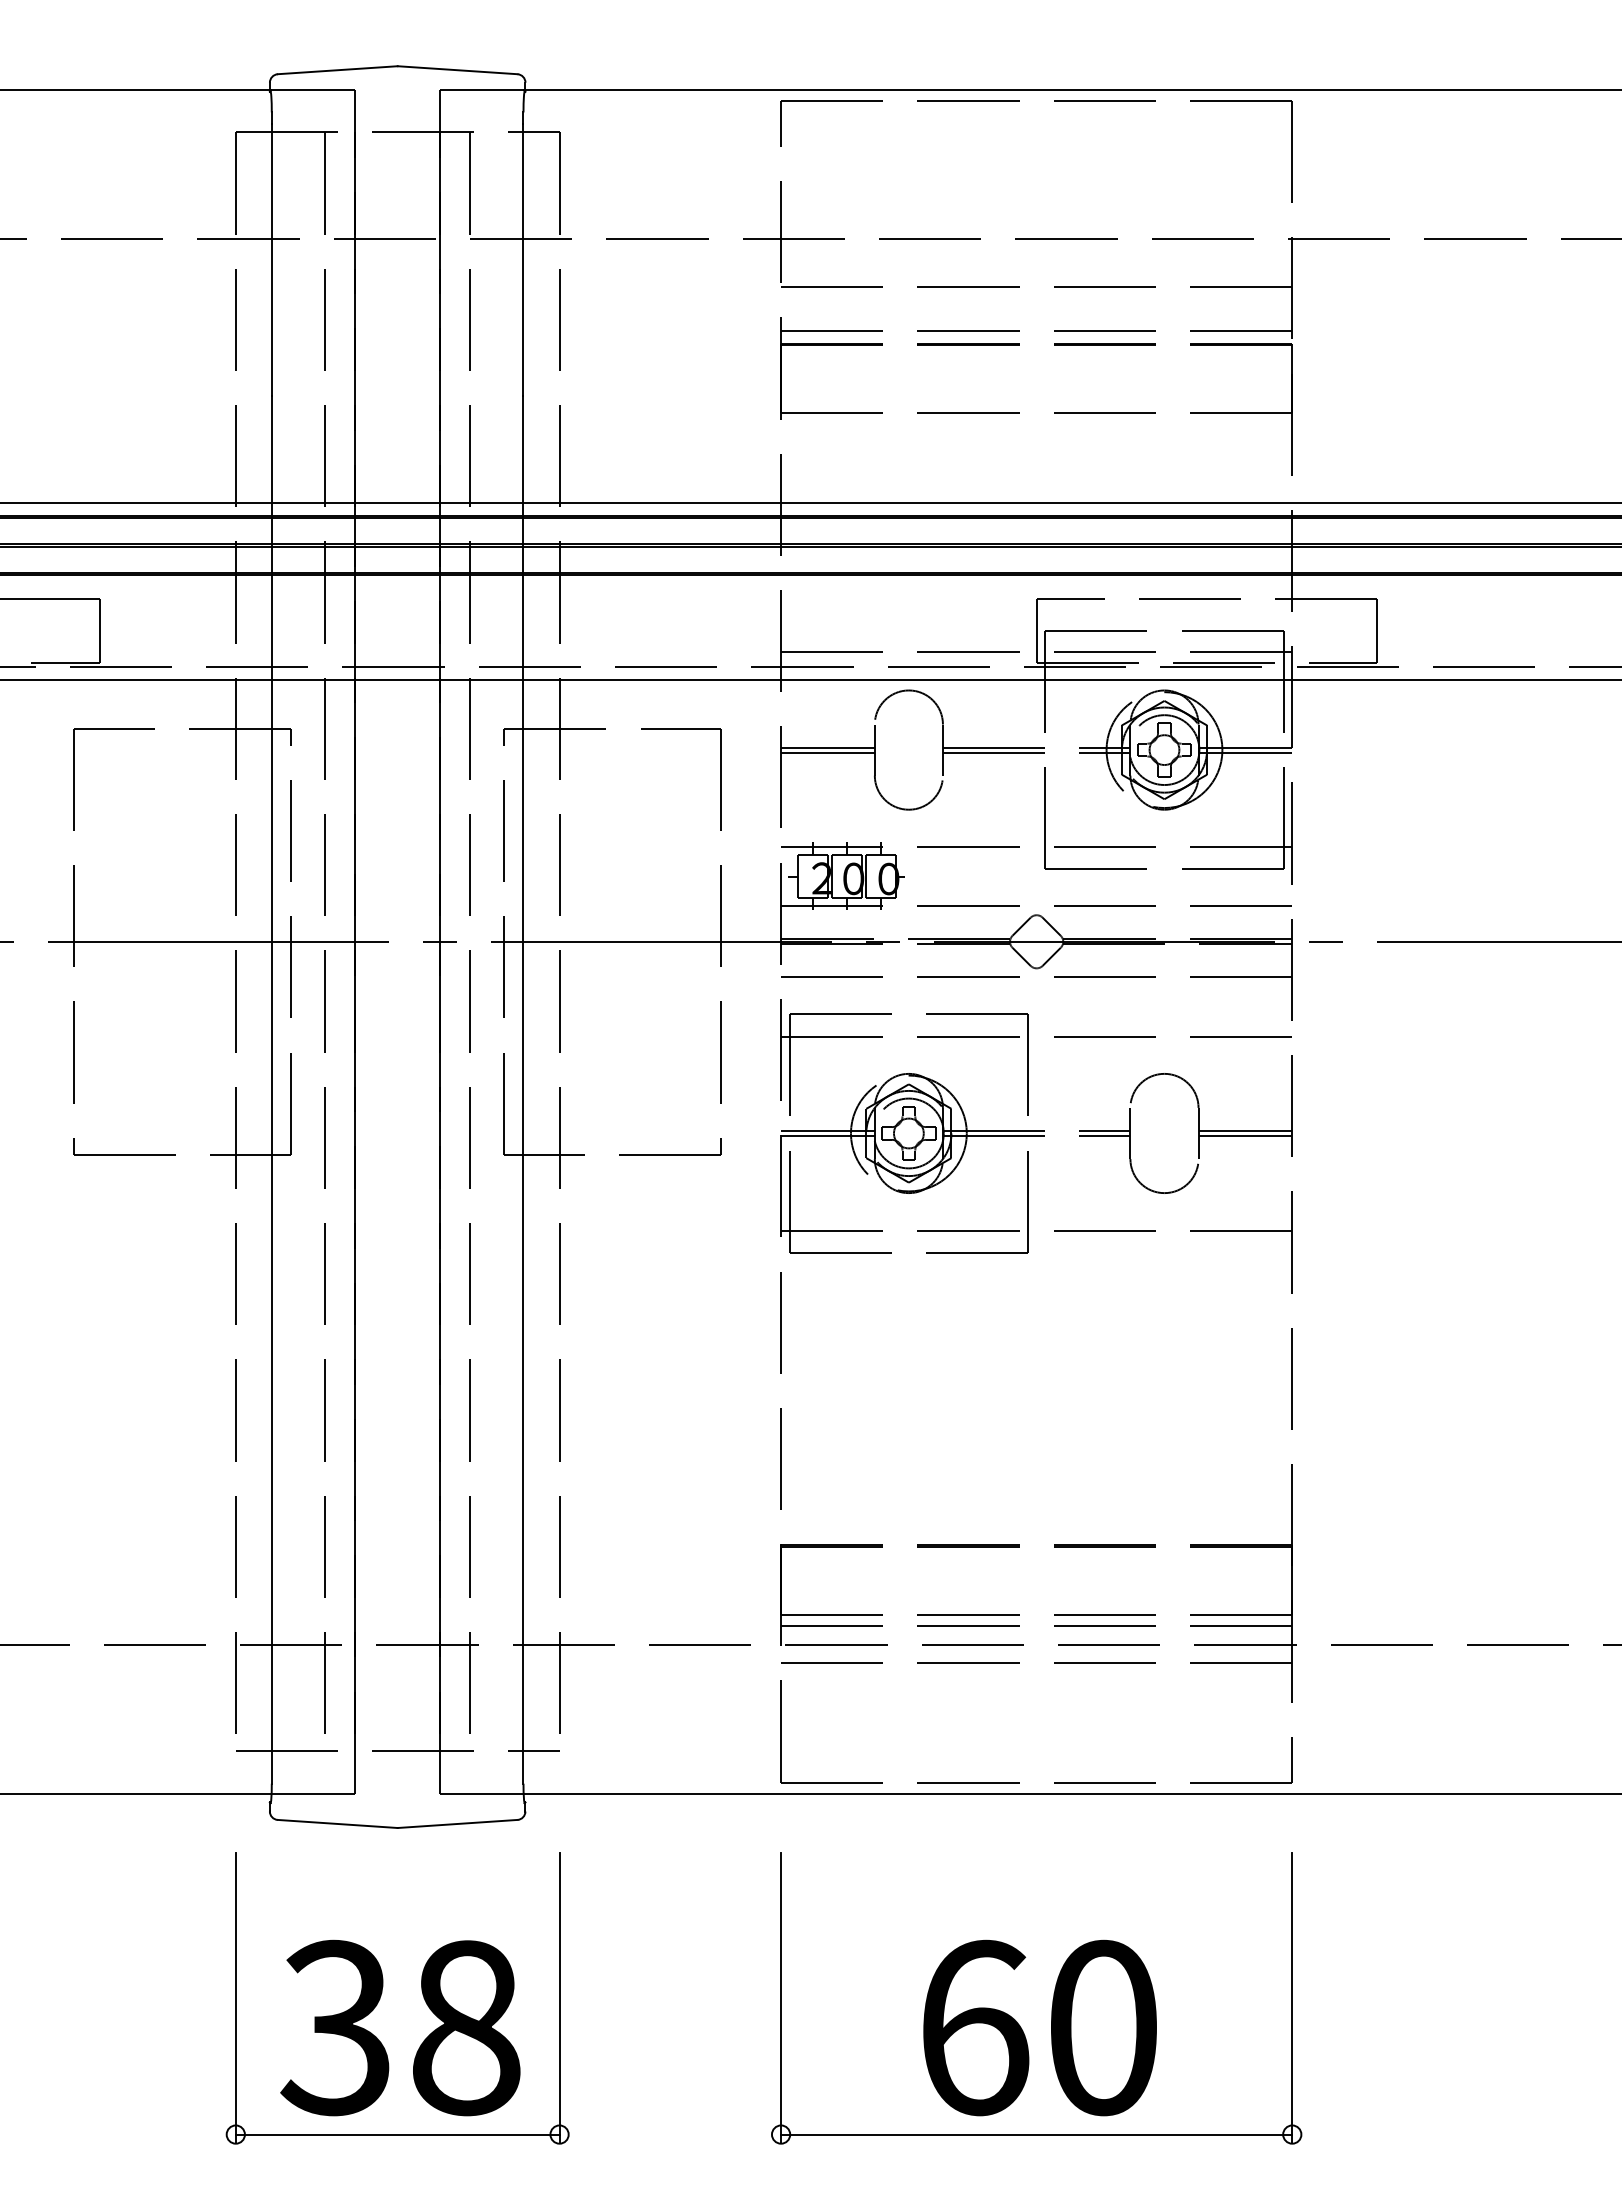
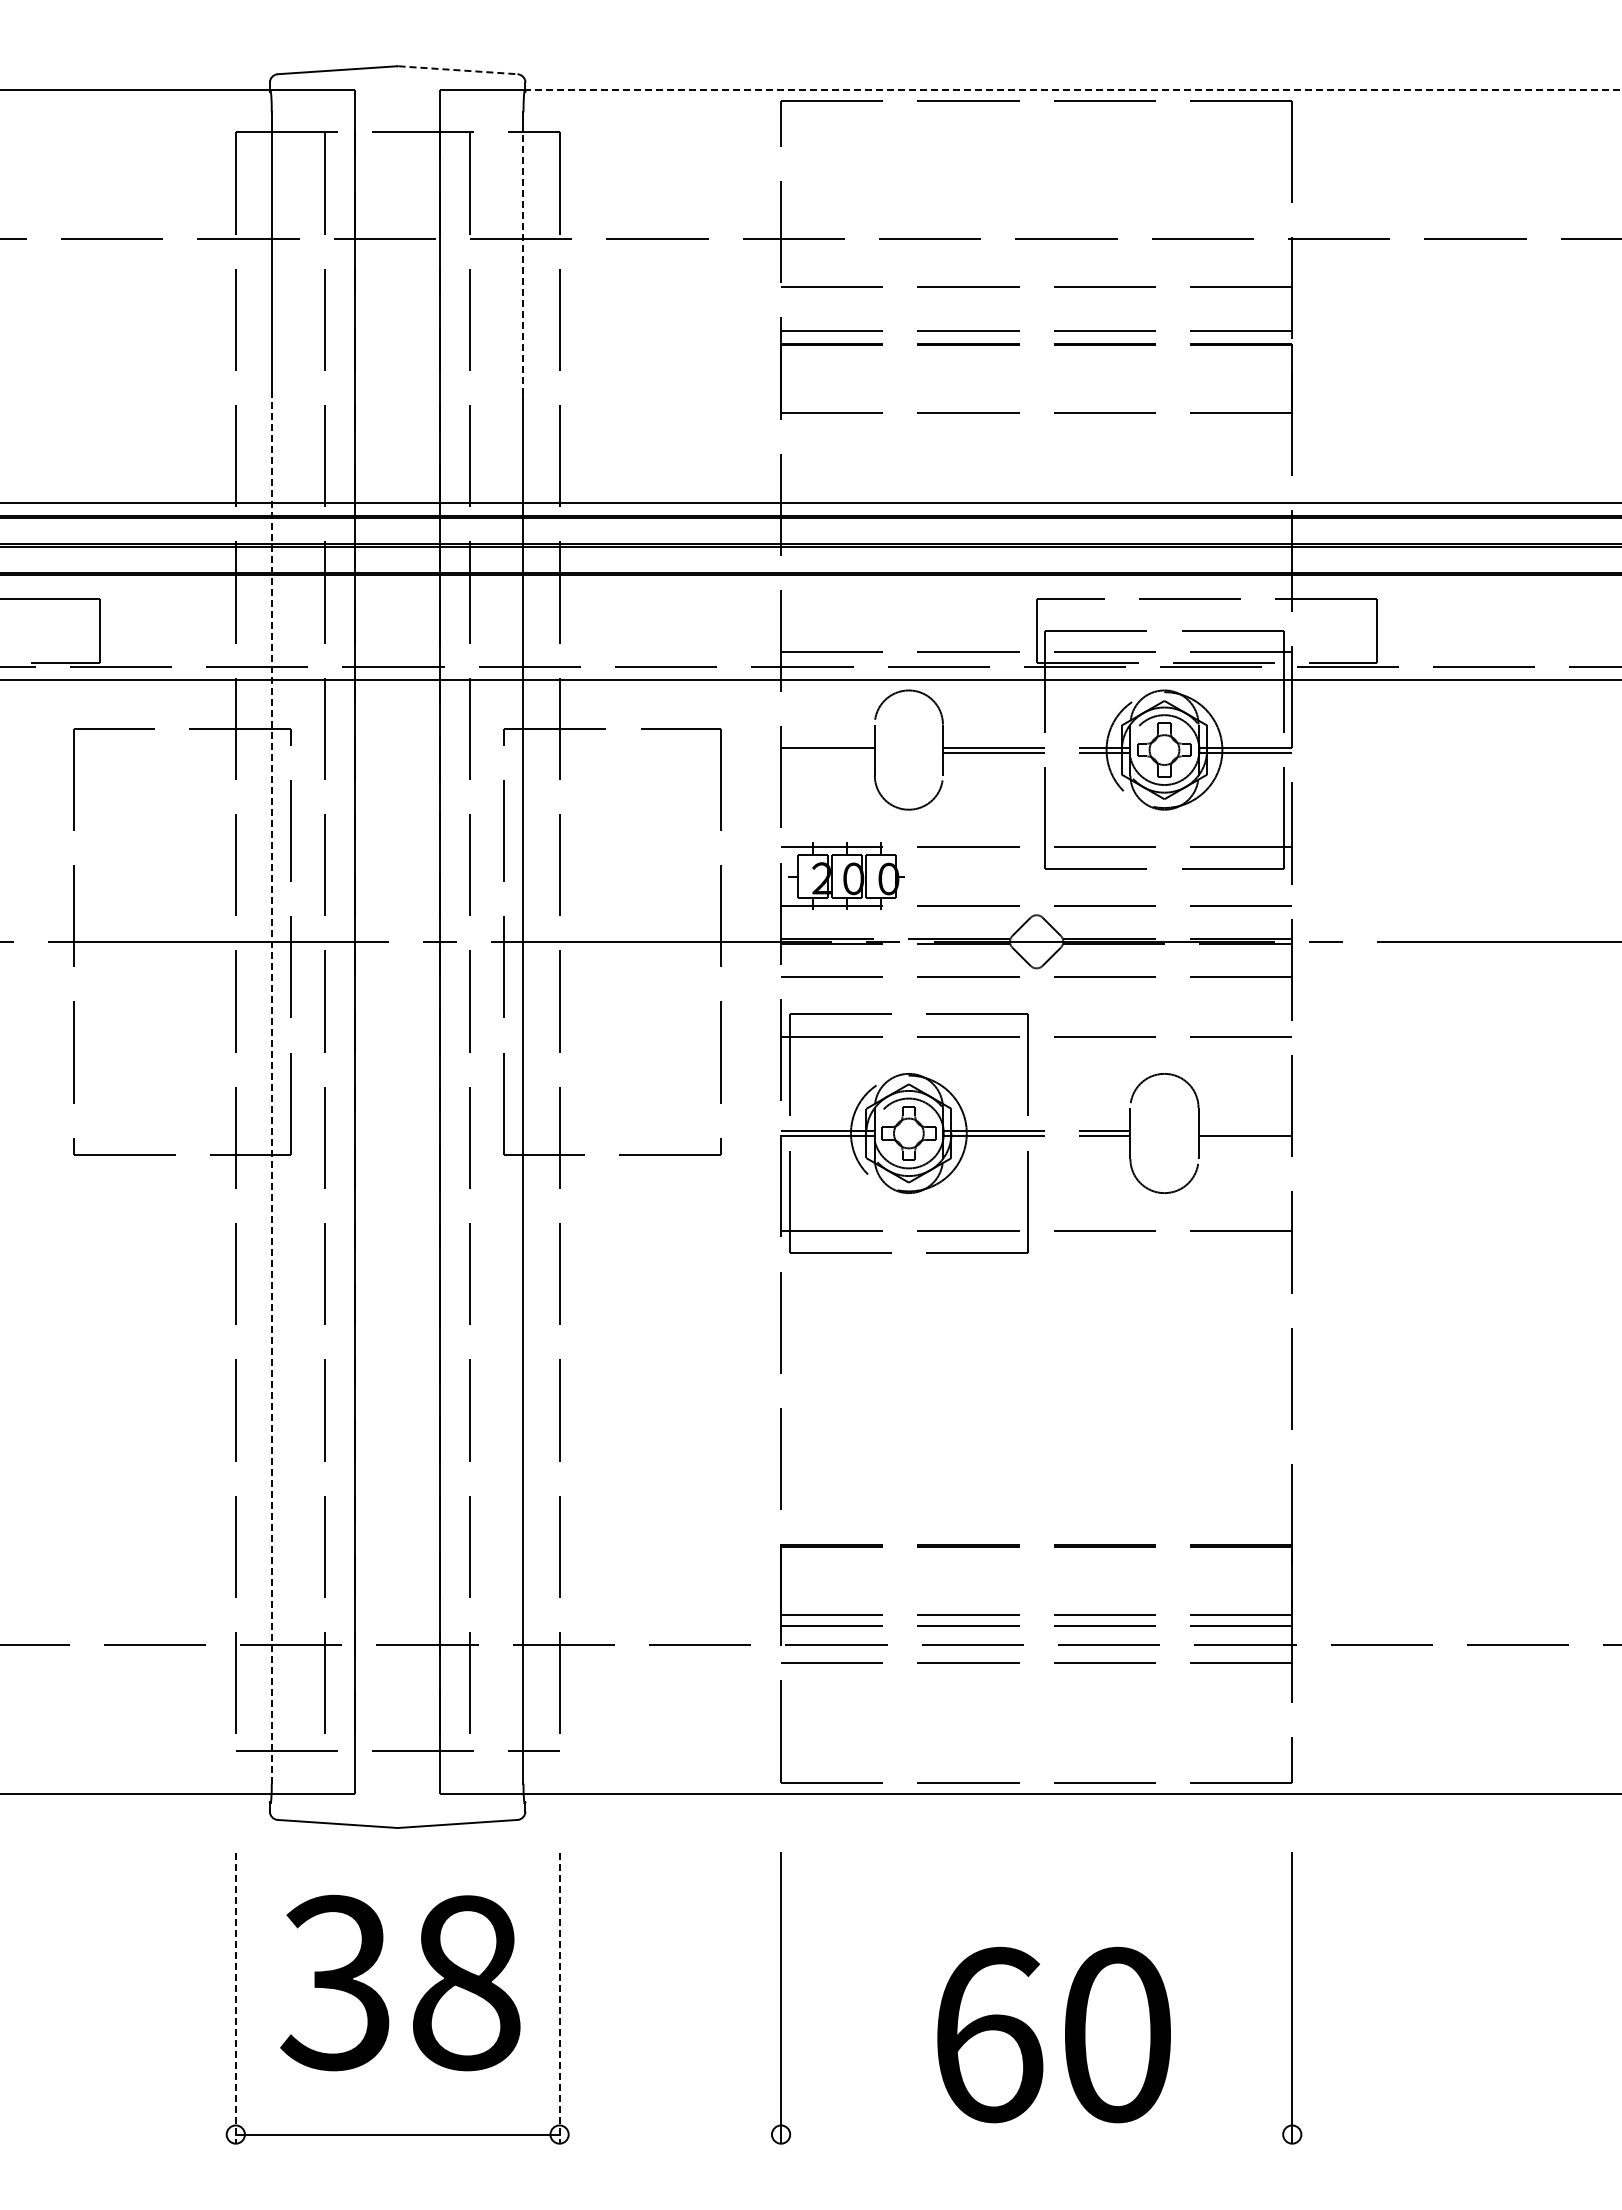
line: solid -> dashed (458, 70)
line: solid -> dashed (1073, 89)
line: solid -> dashed (523, 260)
line: present -> none (827, 752)
line: solid -> dashed (271, 1089)
line: present -> none (1245, 1130)
line: solid -> dashed (235, 1998)
line: solid -> dashed (559, 1998)
text position: (400, 2027) -> (400, 1982) (400, 1982)
text position: (1039, 2027) -> (1053, 2034) (1053, 2034)
line: present -> none (1036, 2134)
